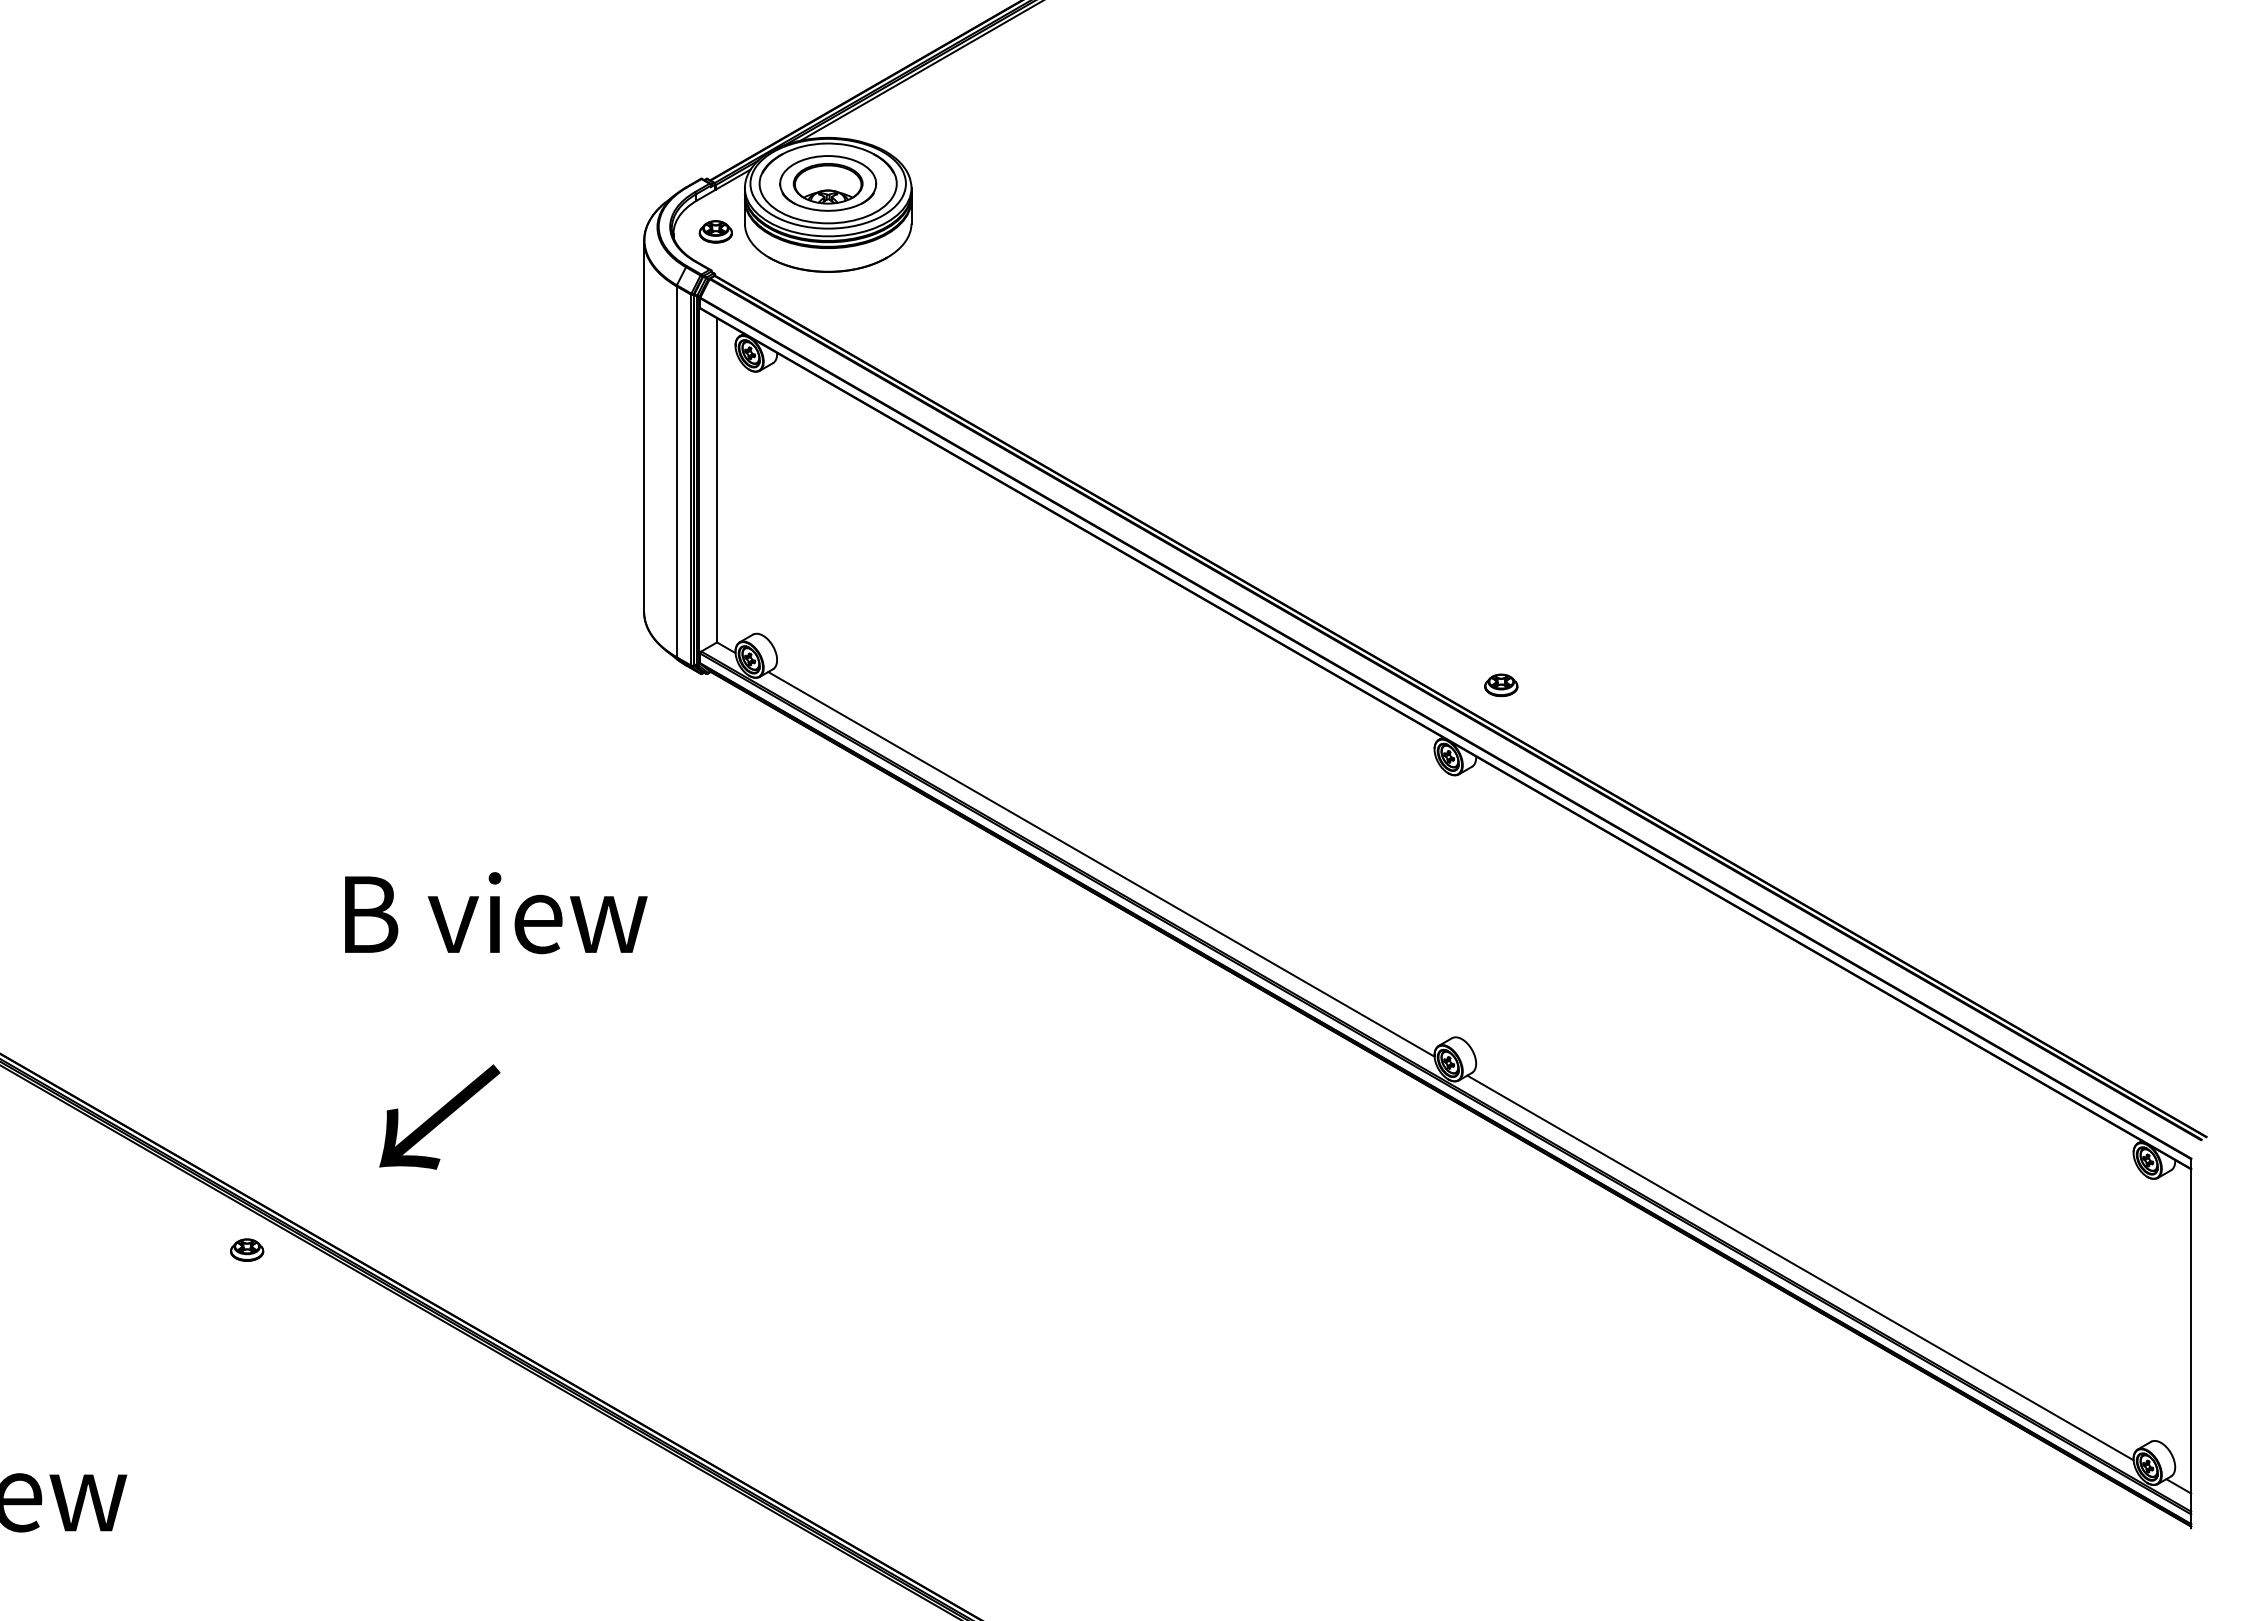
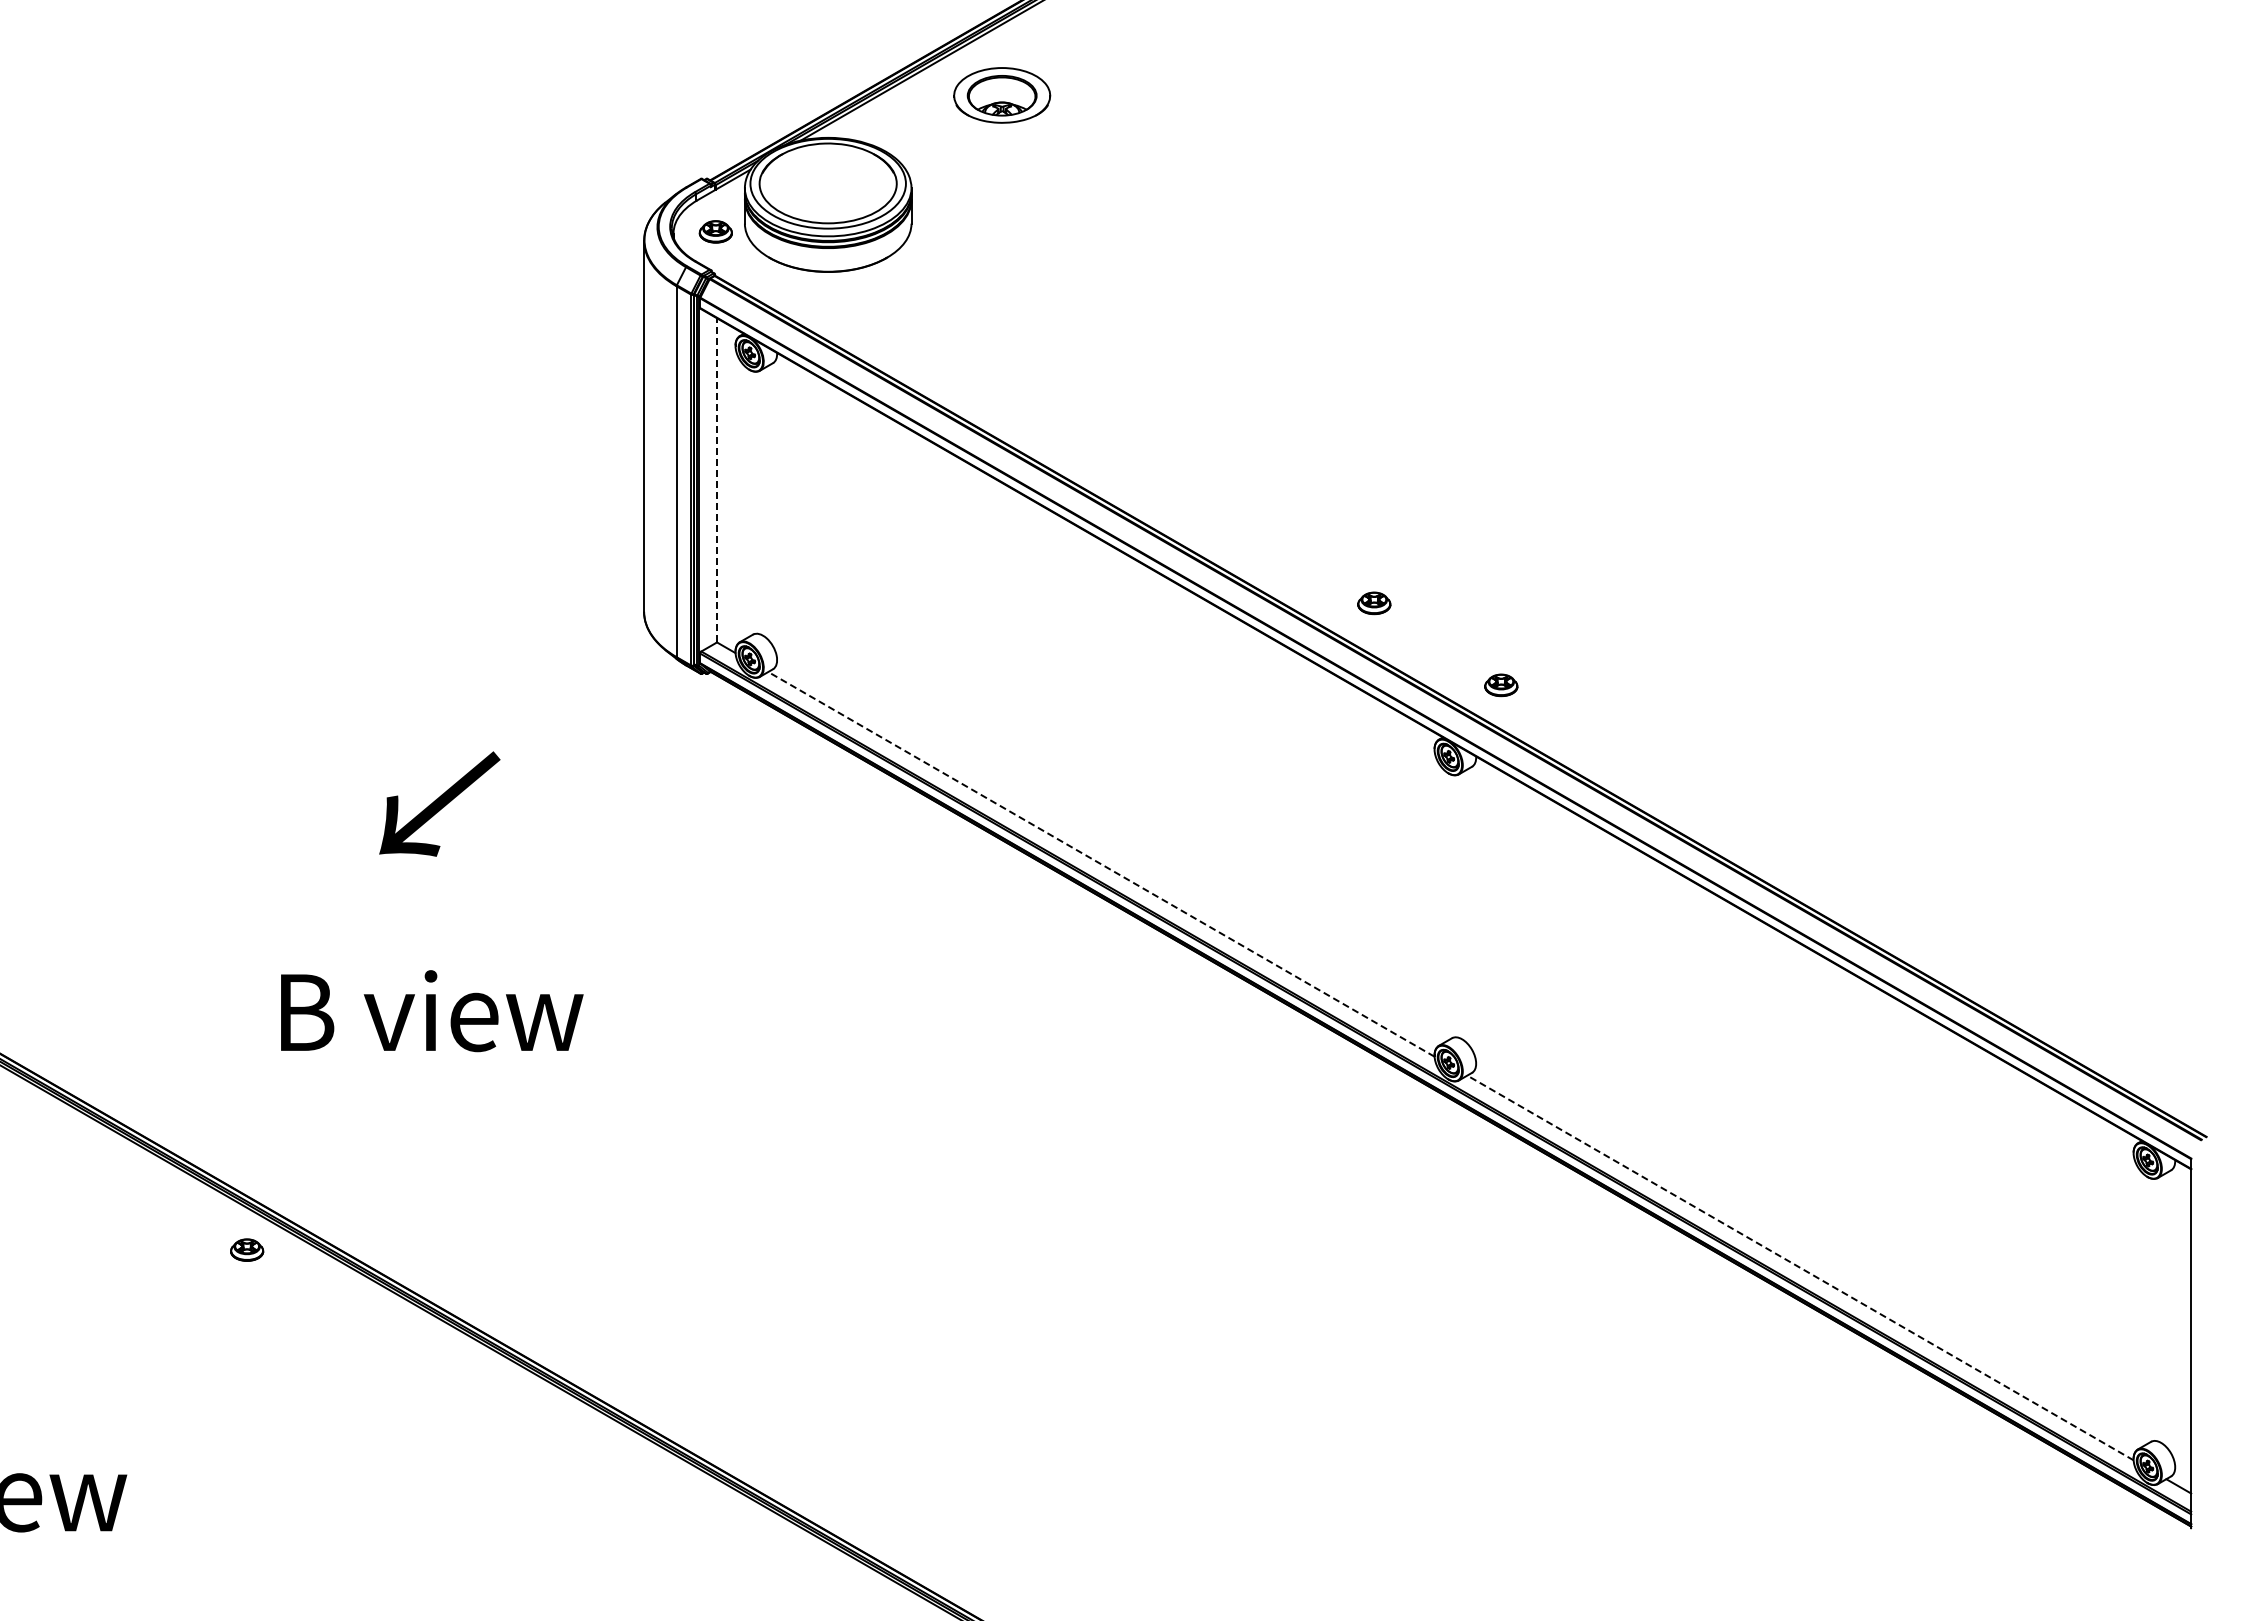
part position: (828, 183) -> (1002, 95) (1002, 95)
line: solid -> dashed (716, 479)
part: none -> present (1374, 603)
line: solid -> dashed (1101, 864)
text position: (496, 913) -> (432, 1011) (432, 1011)
text position: (439, 1116) -> (439, 803) (439, 803)
line: solid -> dashed (1800, 1267)
